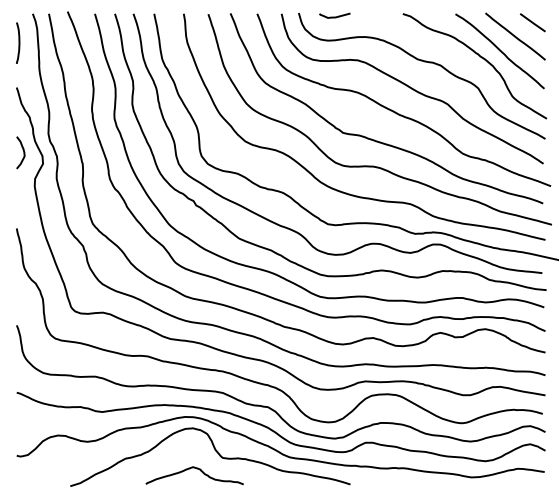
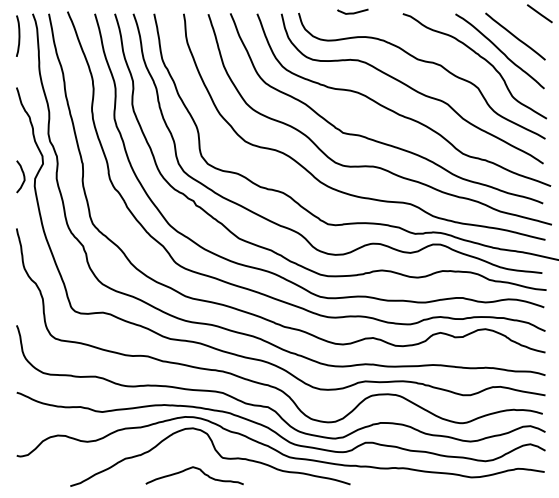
curve position: (334, 16) -> (352, 12) (352, 12)
line position: (532, 22) -> (539, 13) (539, 13)
curve position: (18, 42) -> (18, 35) (18, 35)
curve position: (22, 150) -> (22, 174) (22, 174)
